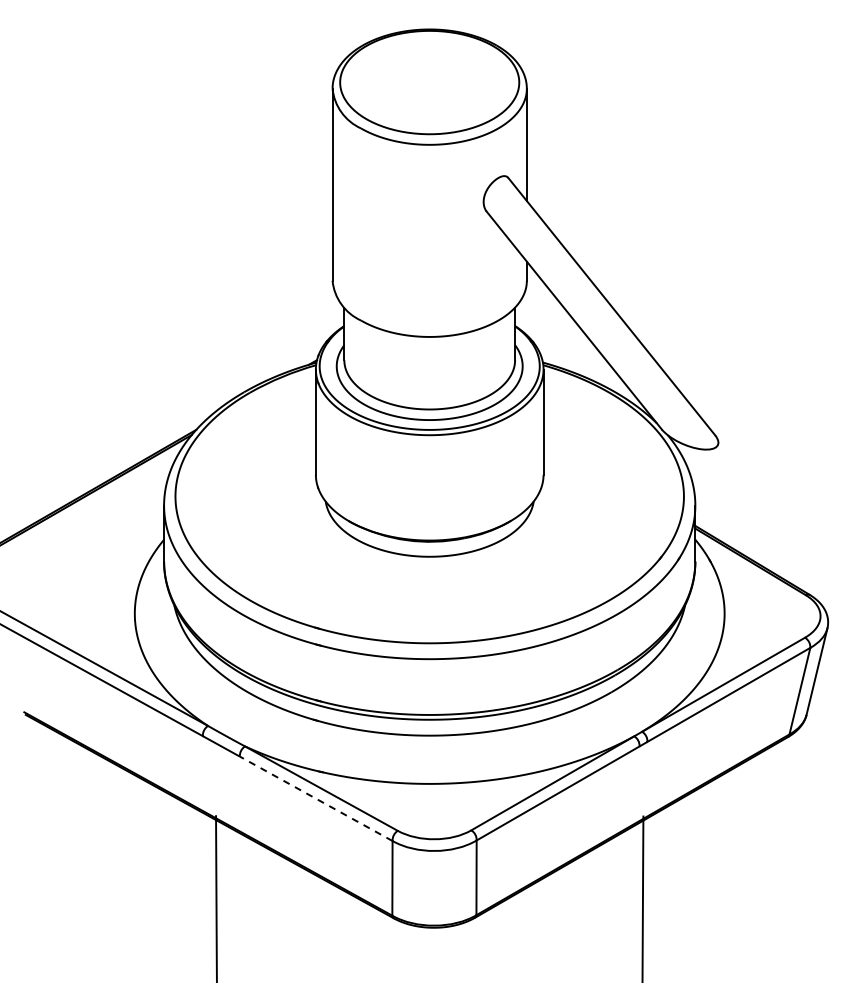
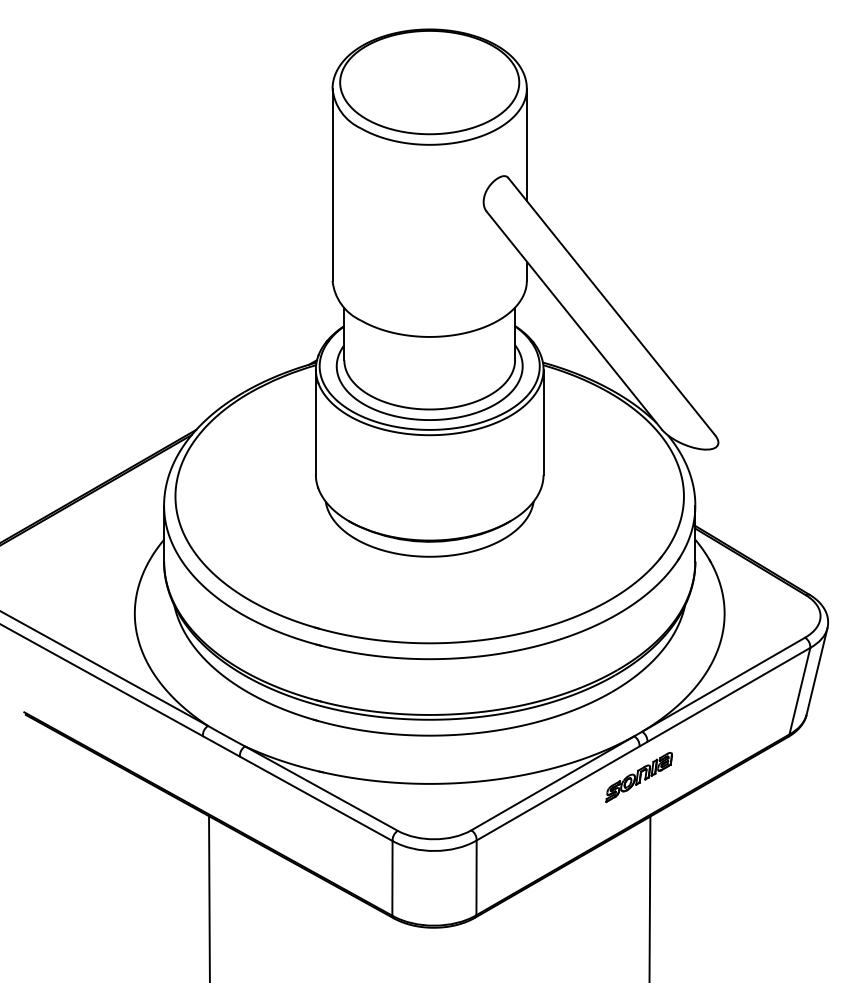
part: none -> present (638, 777)
line: dashed -> solid (315, 798)
line position: (216, 897) -> (209, 897) (209, 897)
line position: (642, 897) -> (649, 897) (649, 897)
